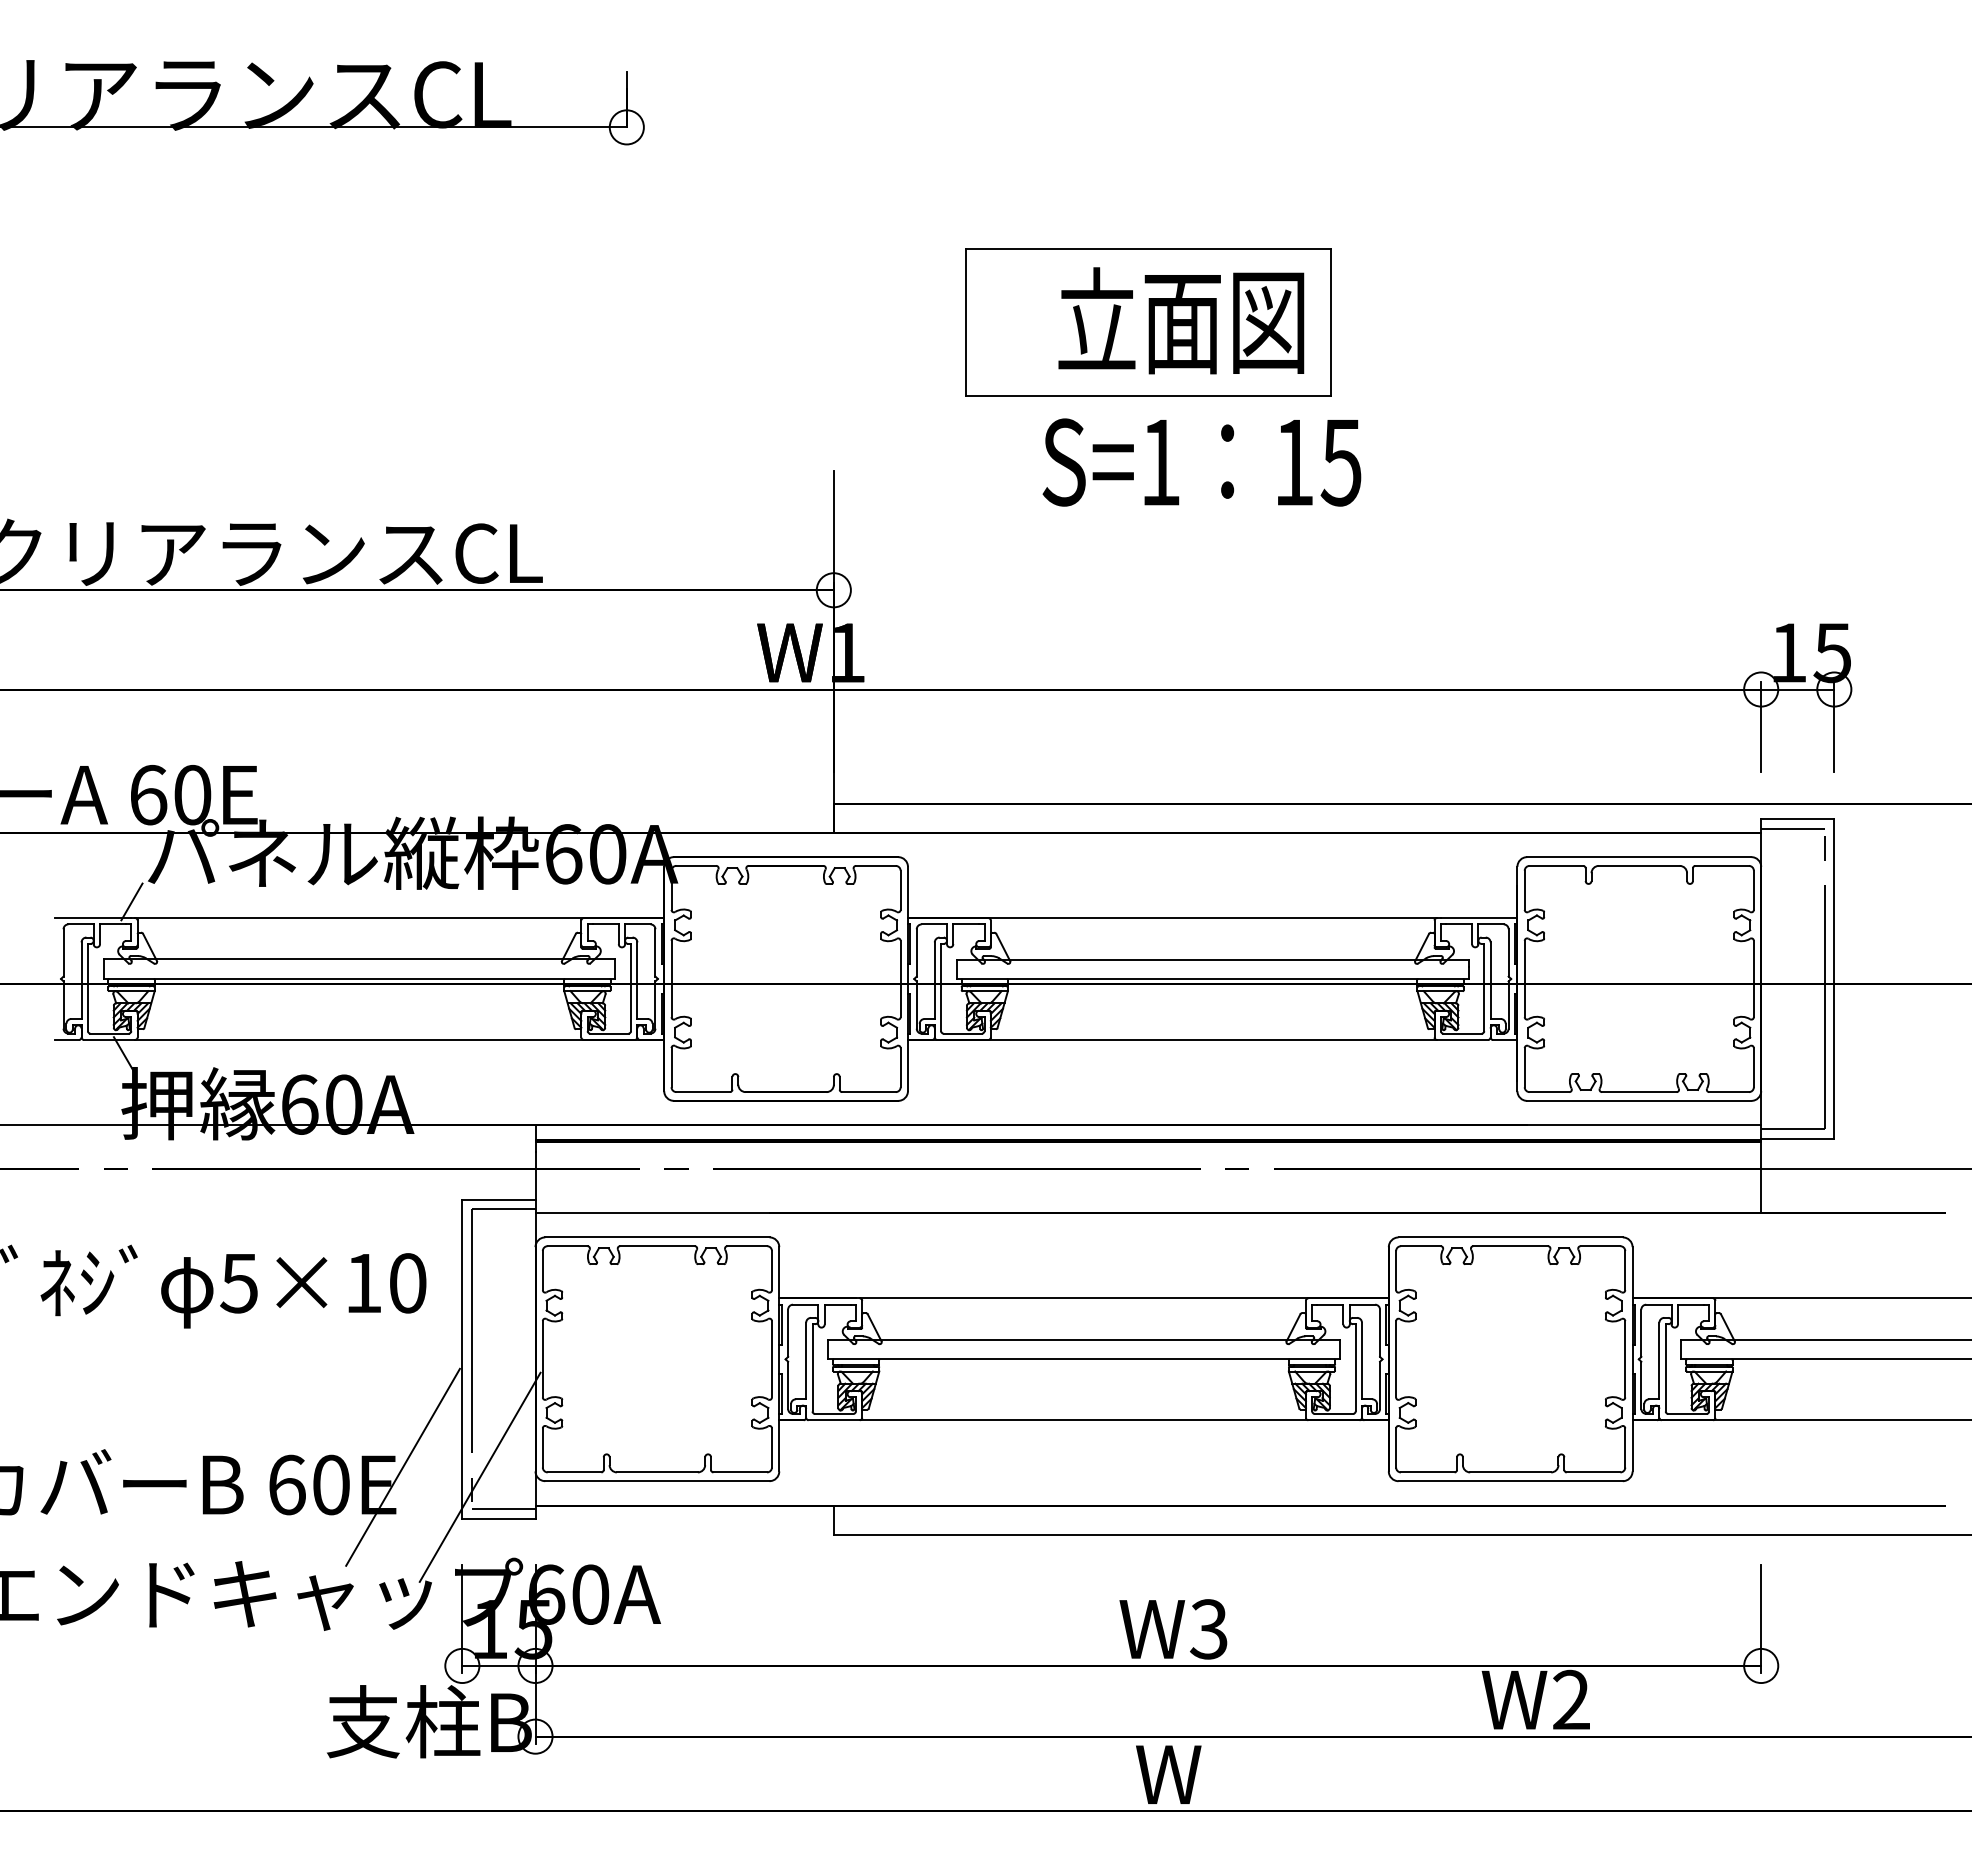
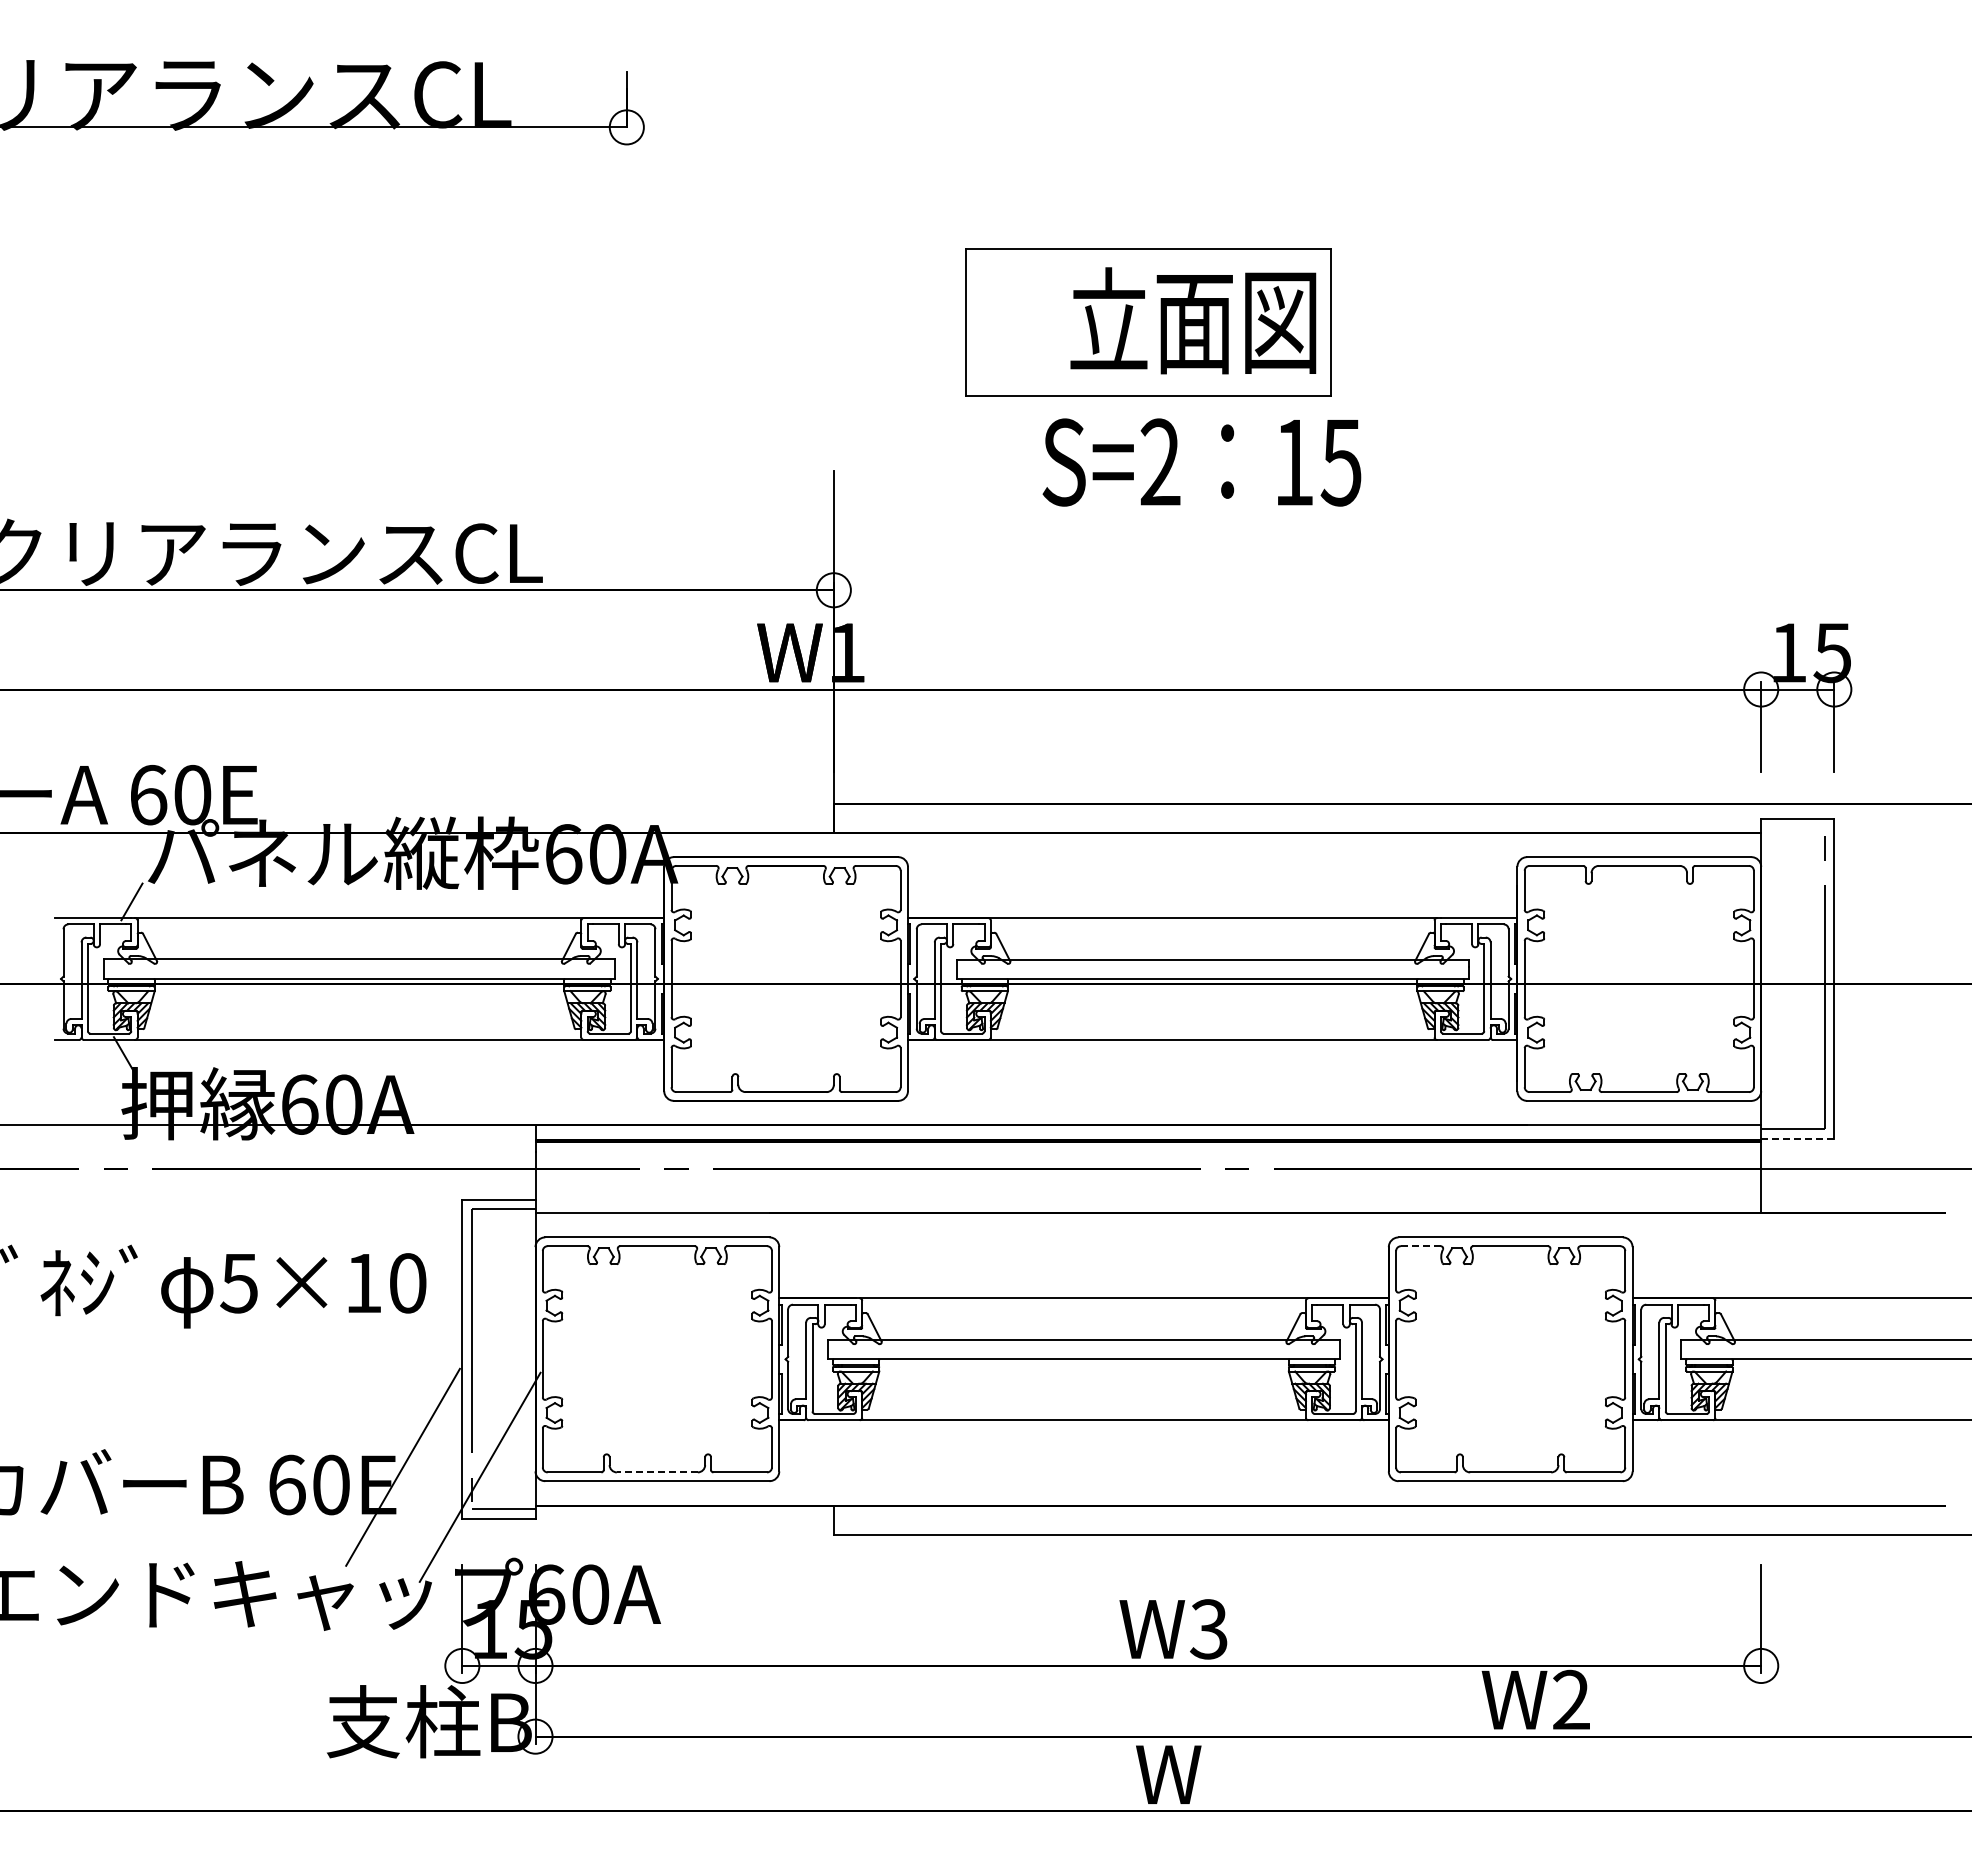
text position: (1181, 320) -> (1193, 320) (1193, 320)
text: S=1 -> S=2 (1160, 461)
line: present -> none (1792, 829)
line: solid -> dashed (1797, 1138)
line: solid -> dashed (1420, 1246)
line: solid -> dashed (656, 1472)
